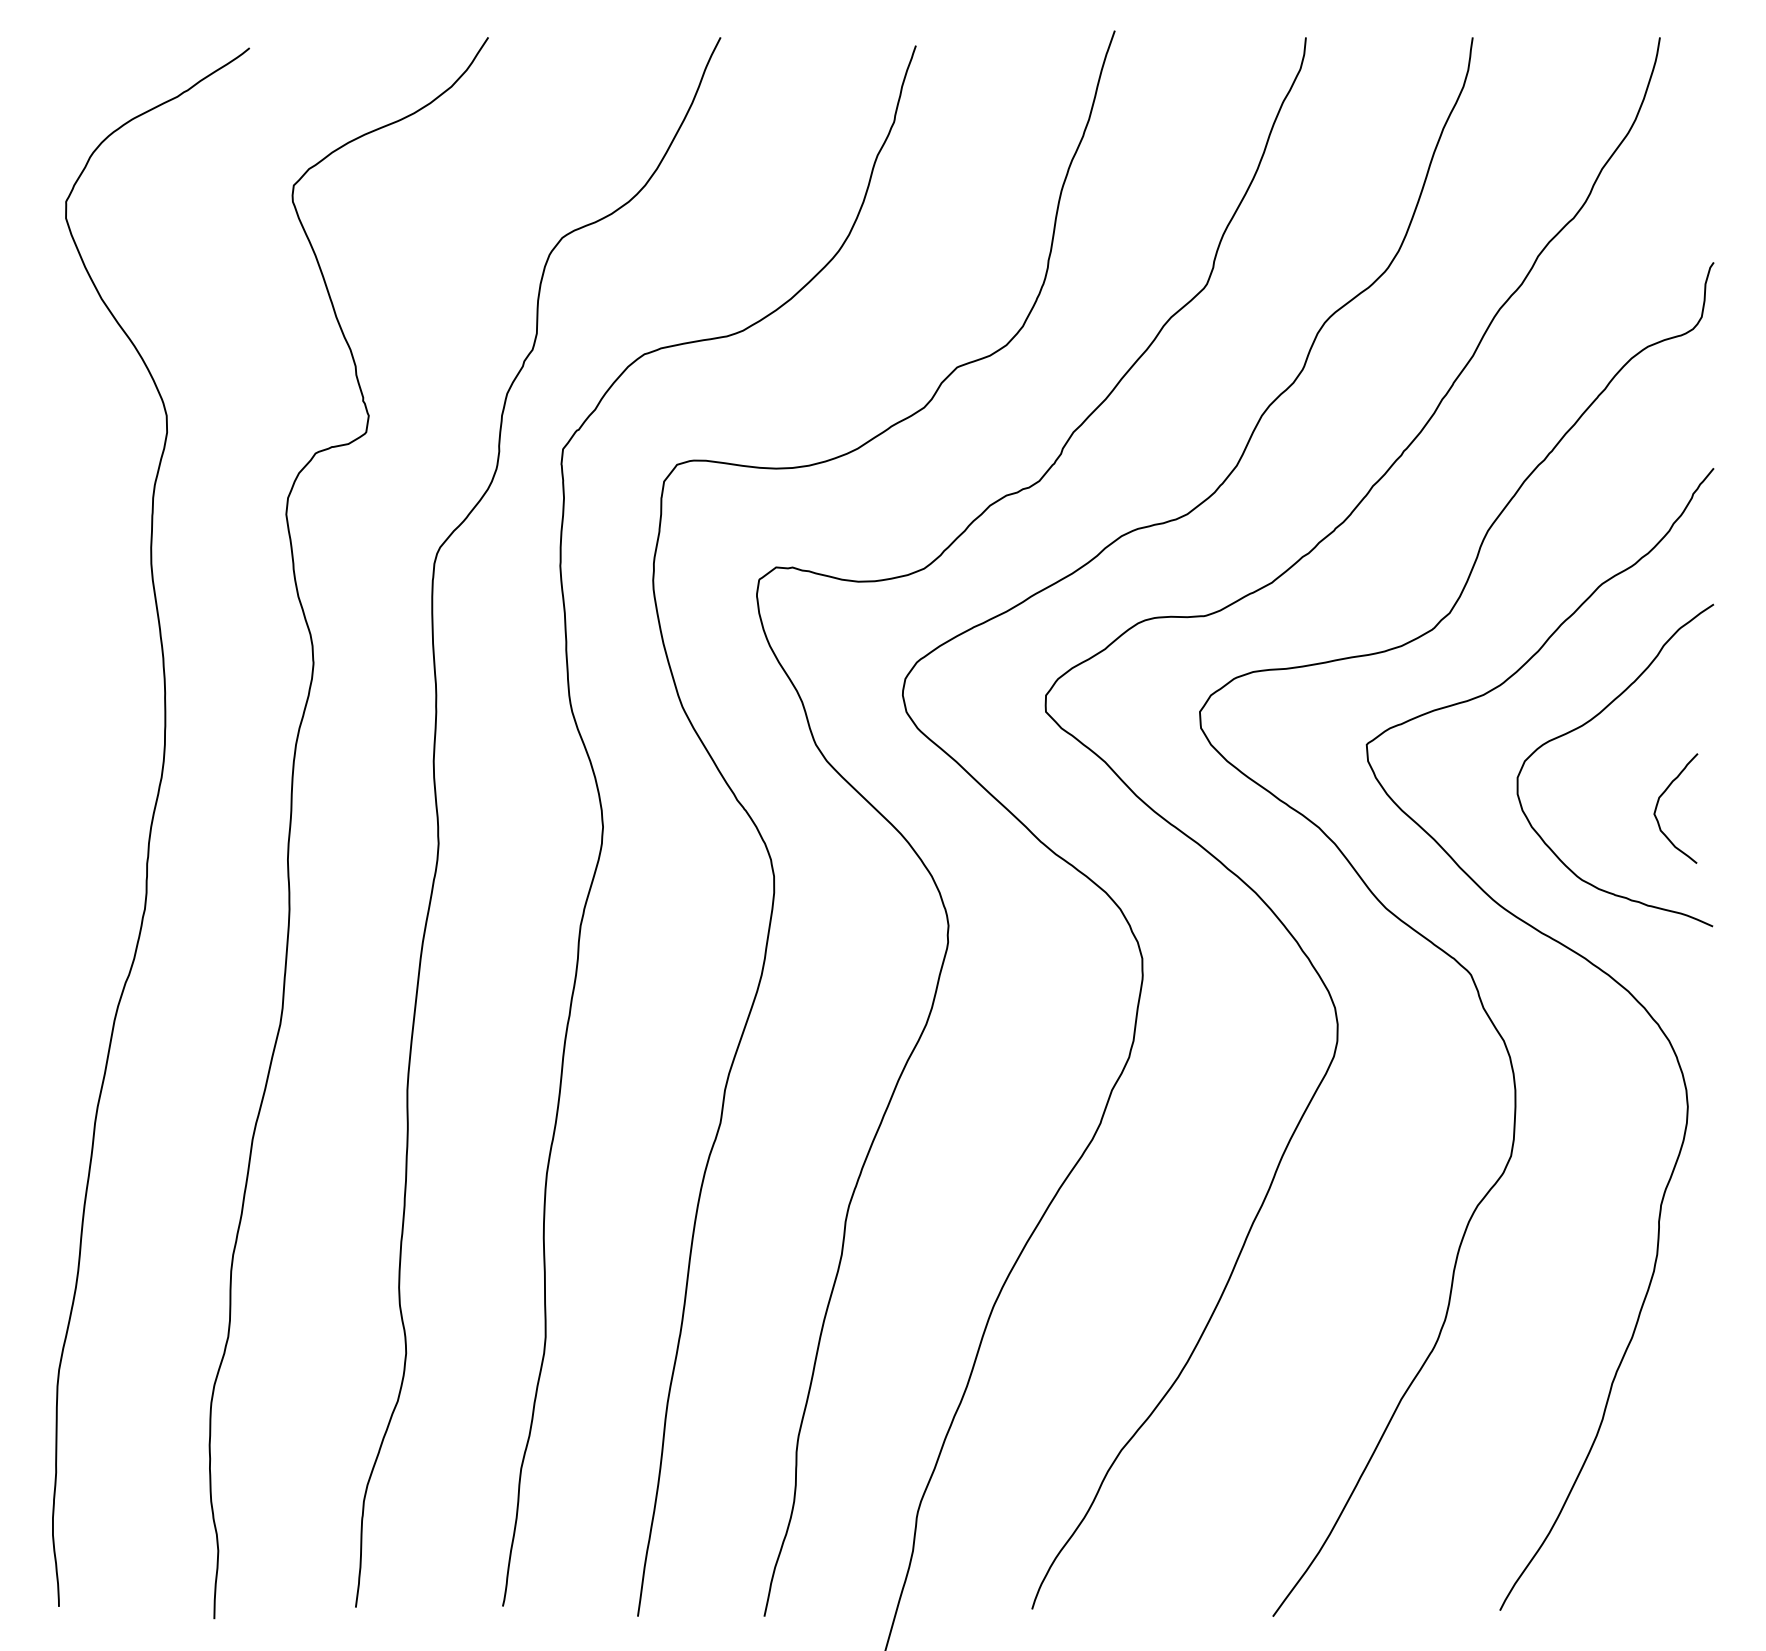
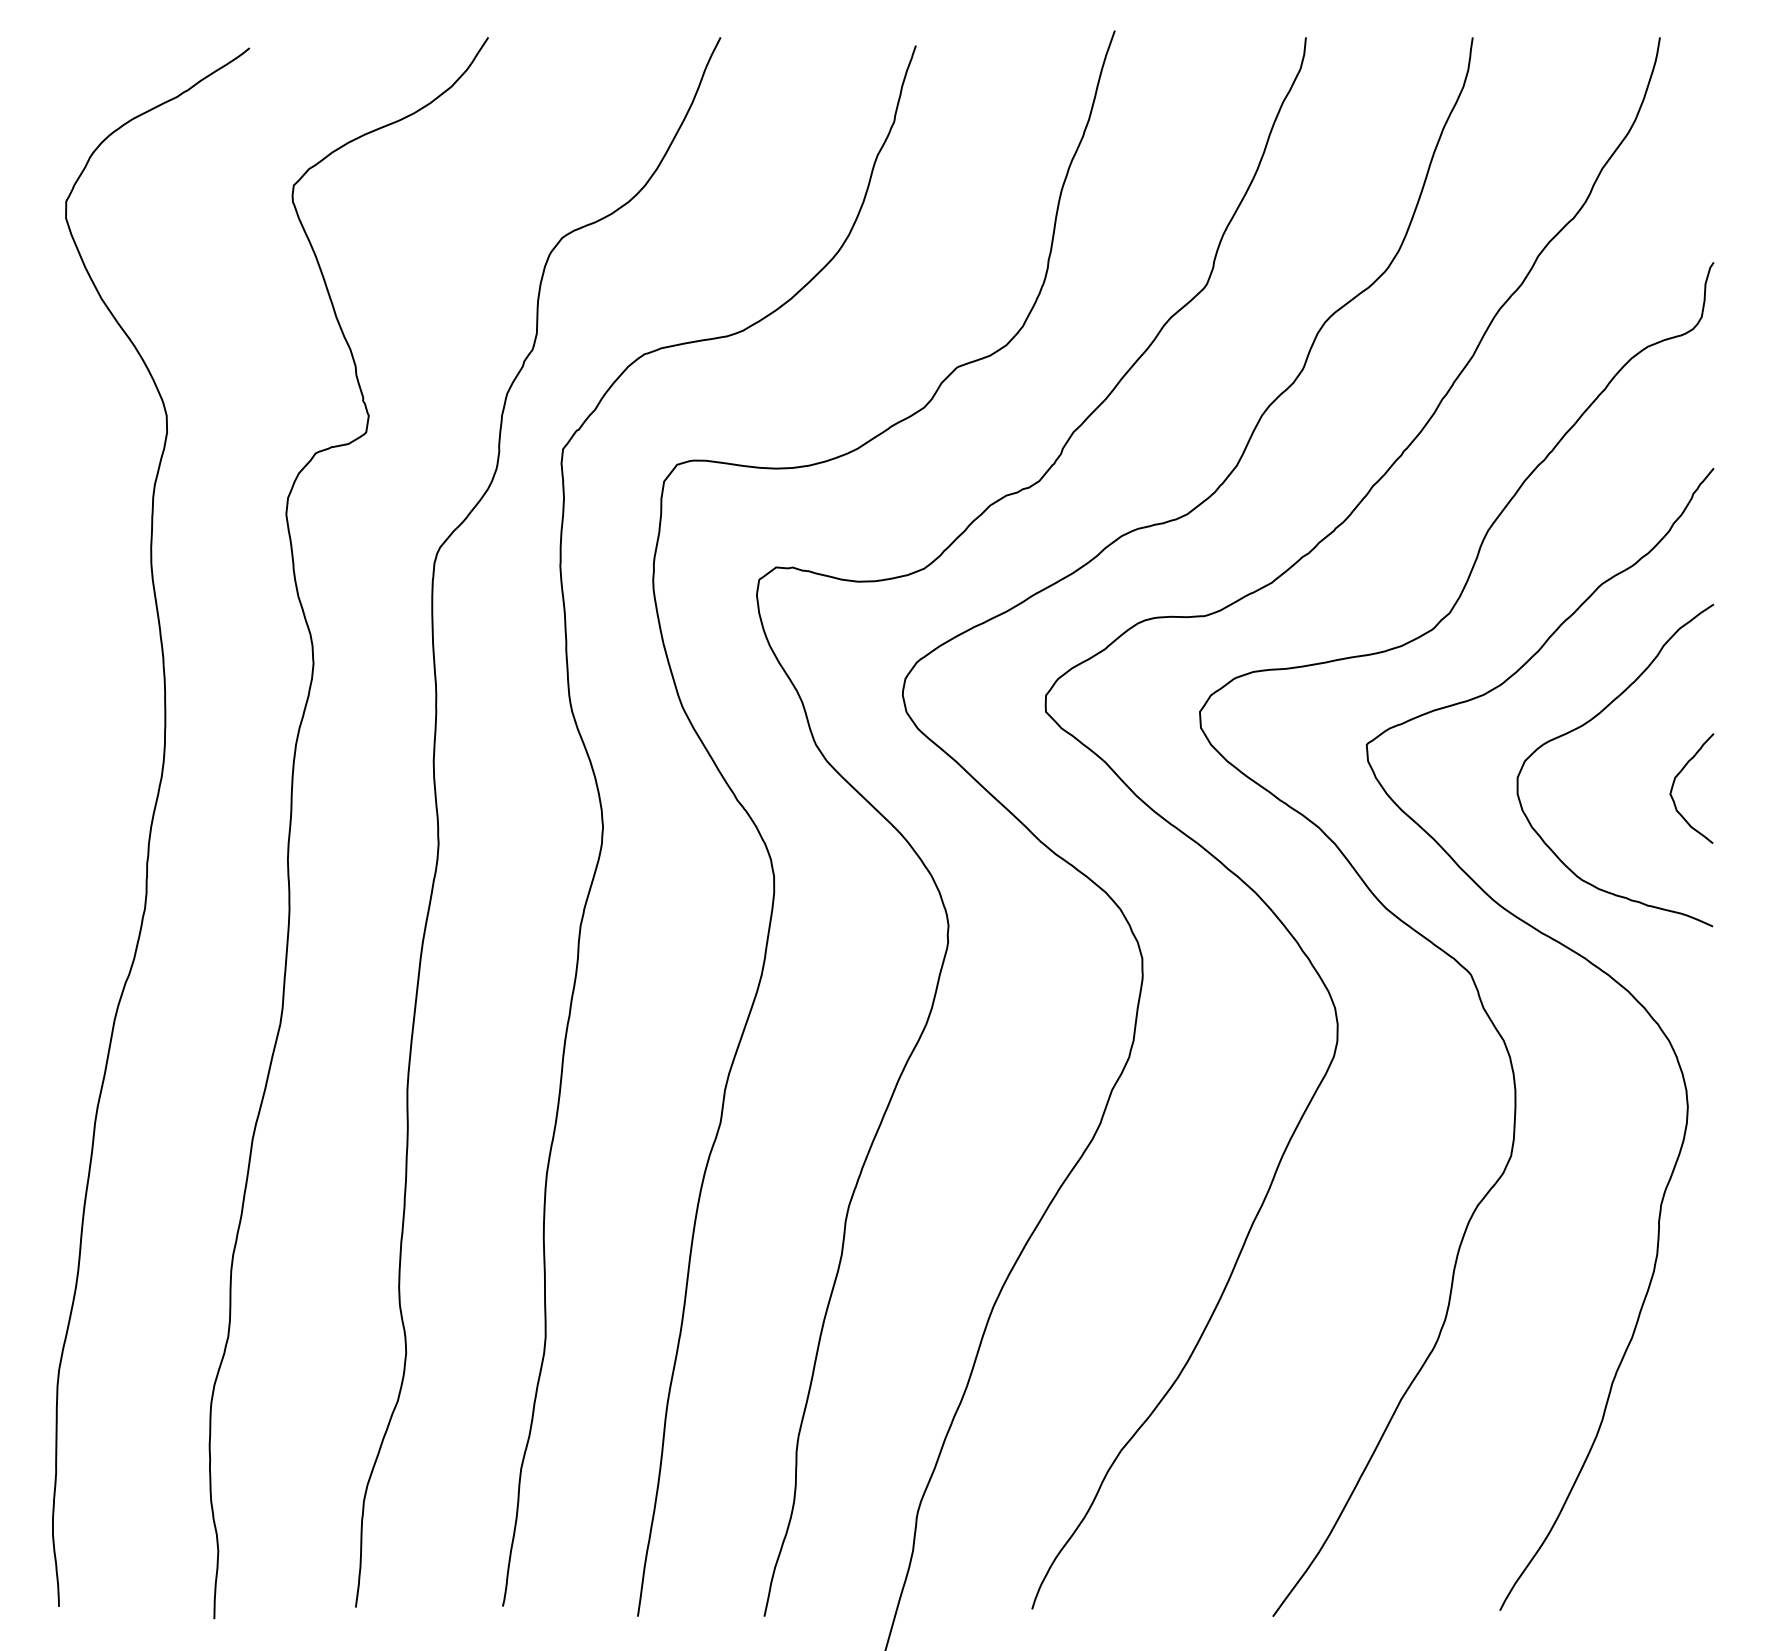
curve position: (1658, 803) -> (1674, 783) (1674, 783)
